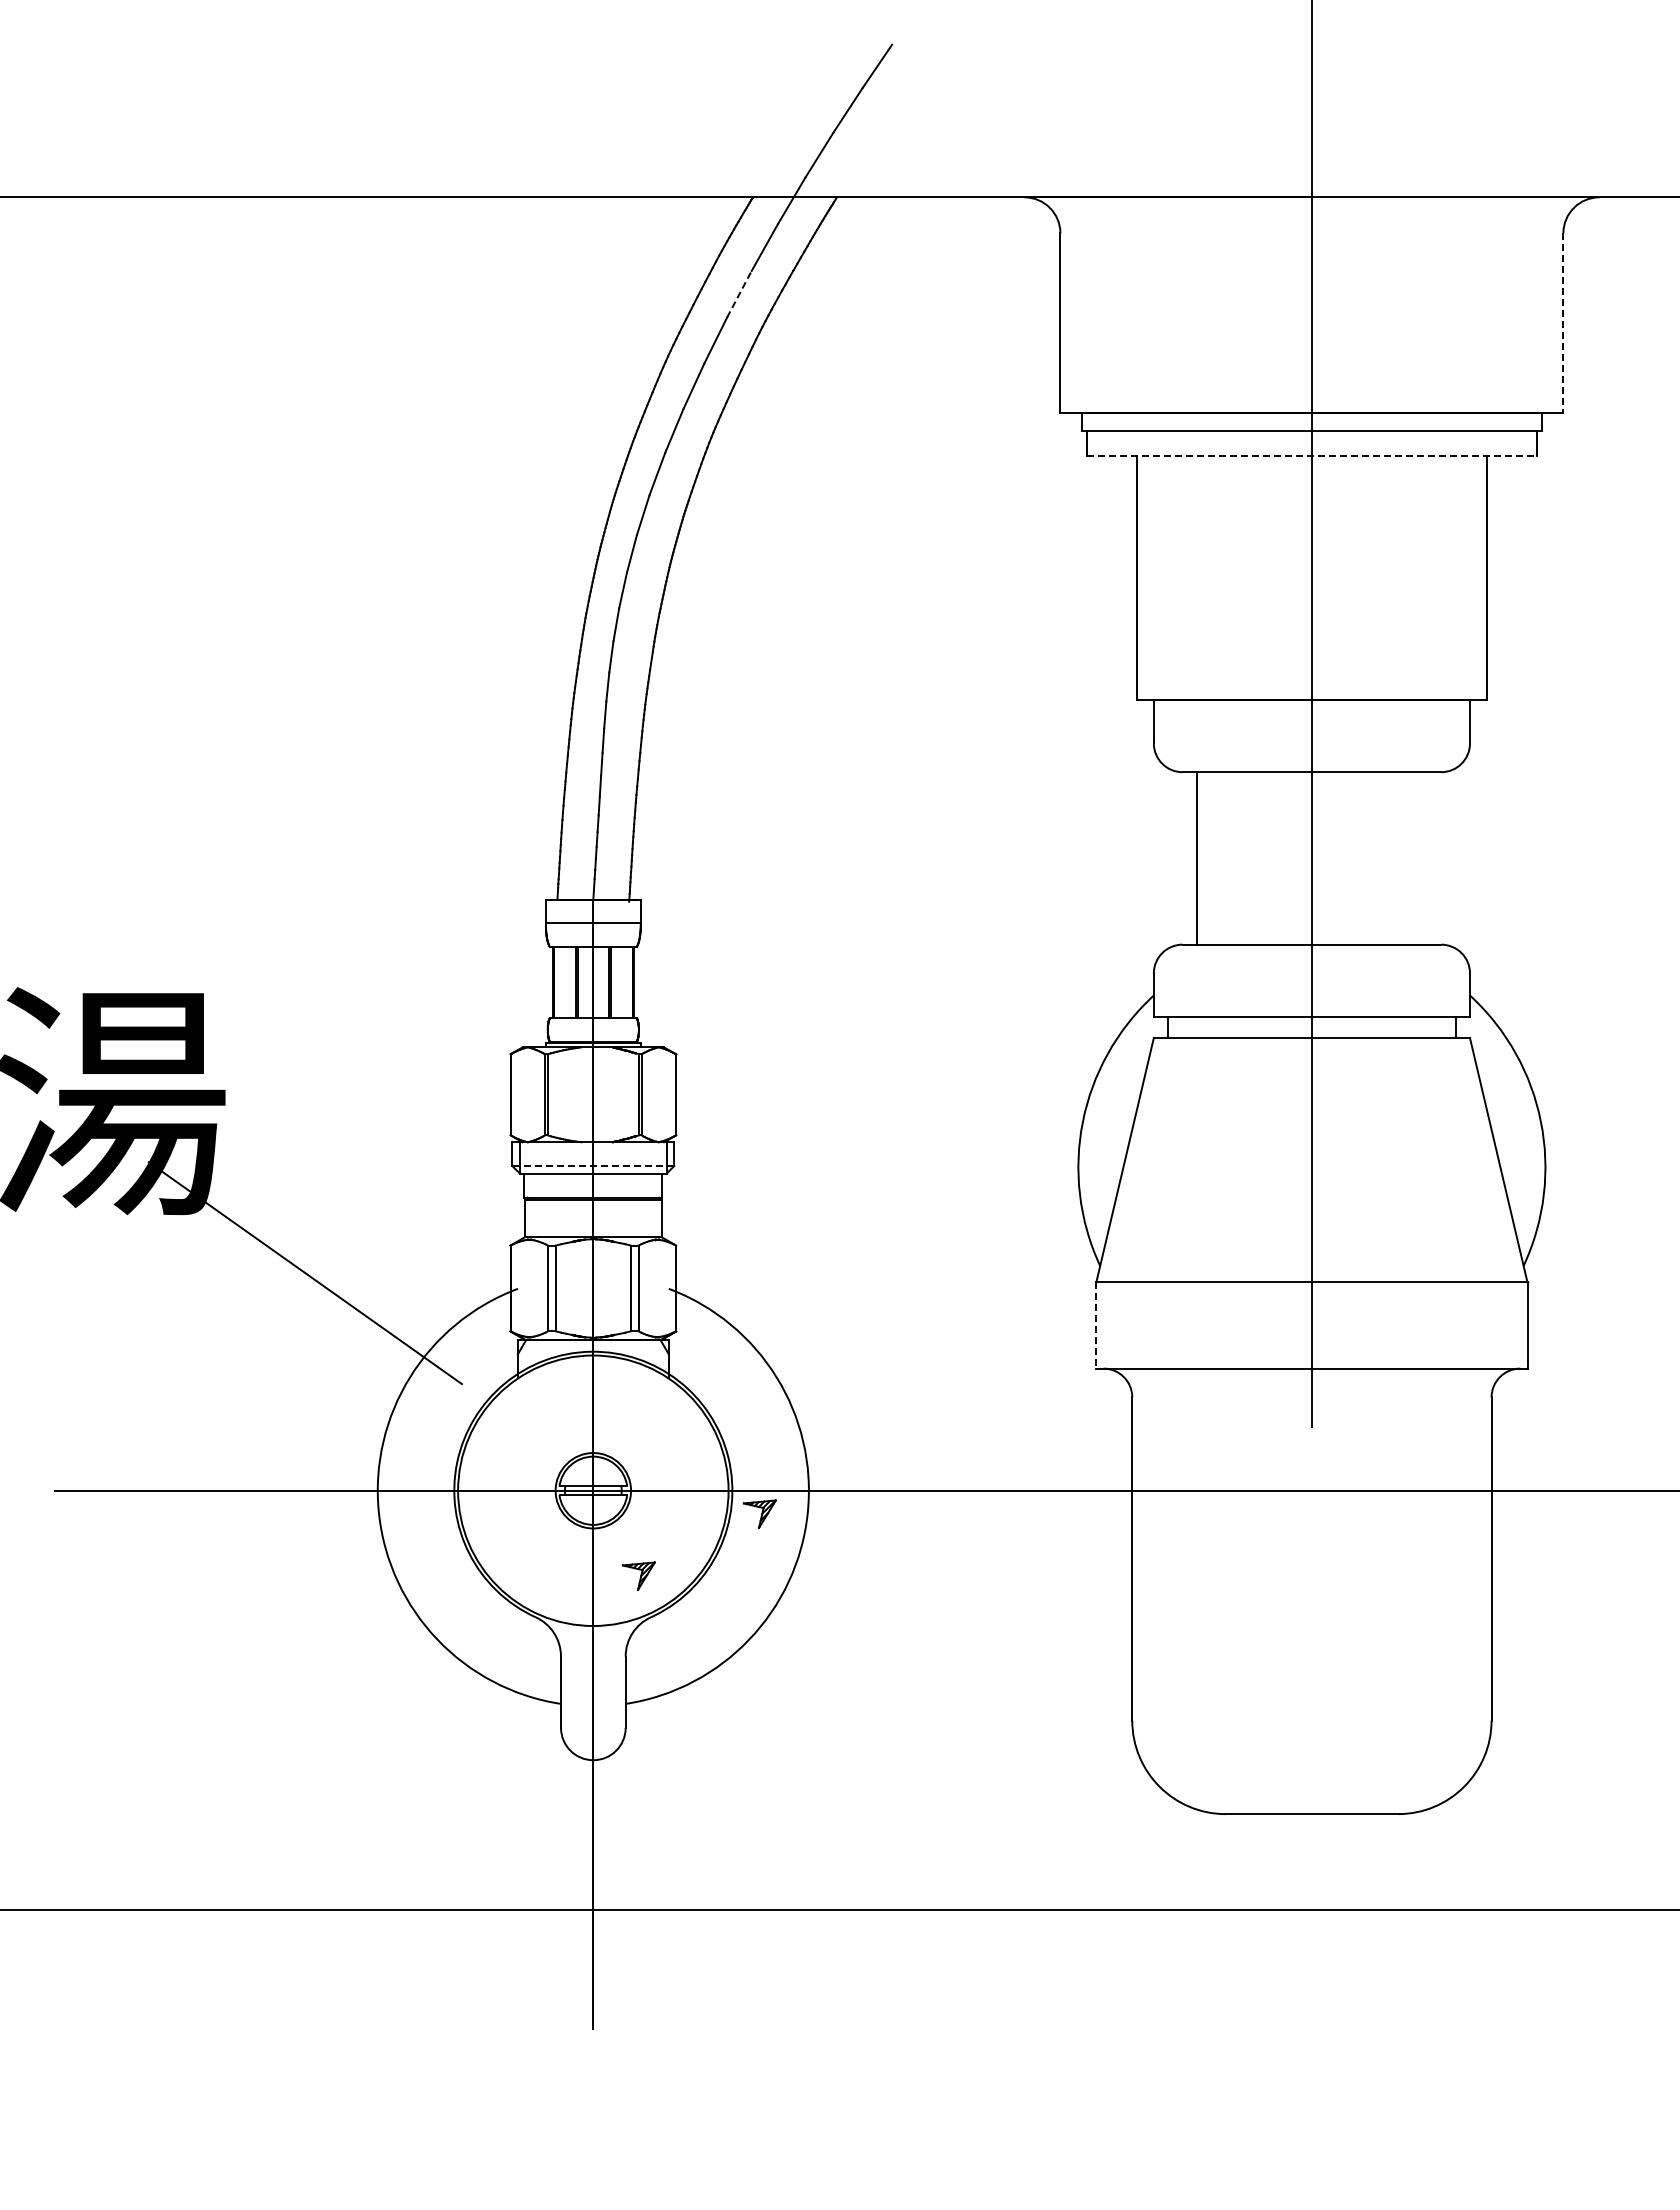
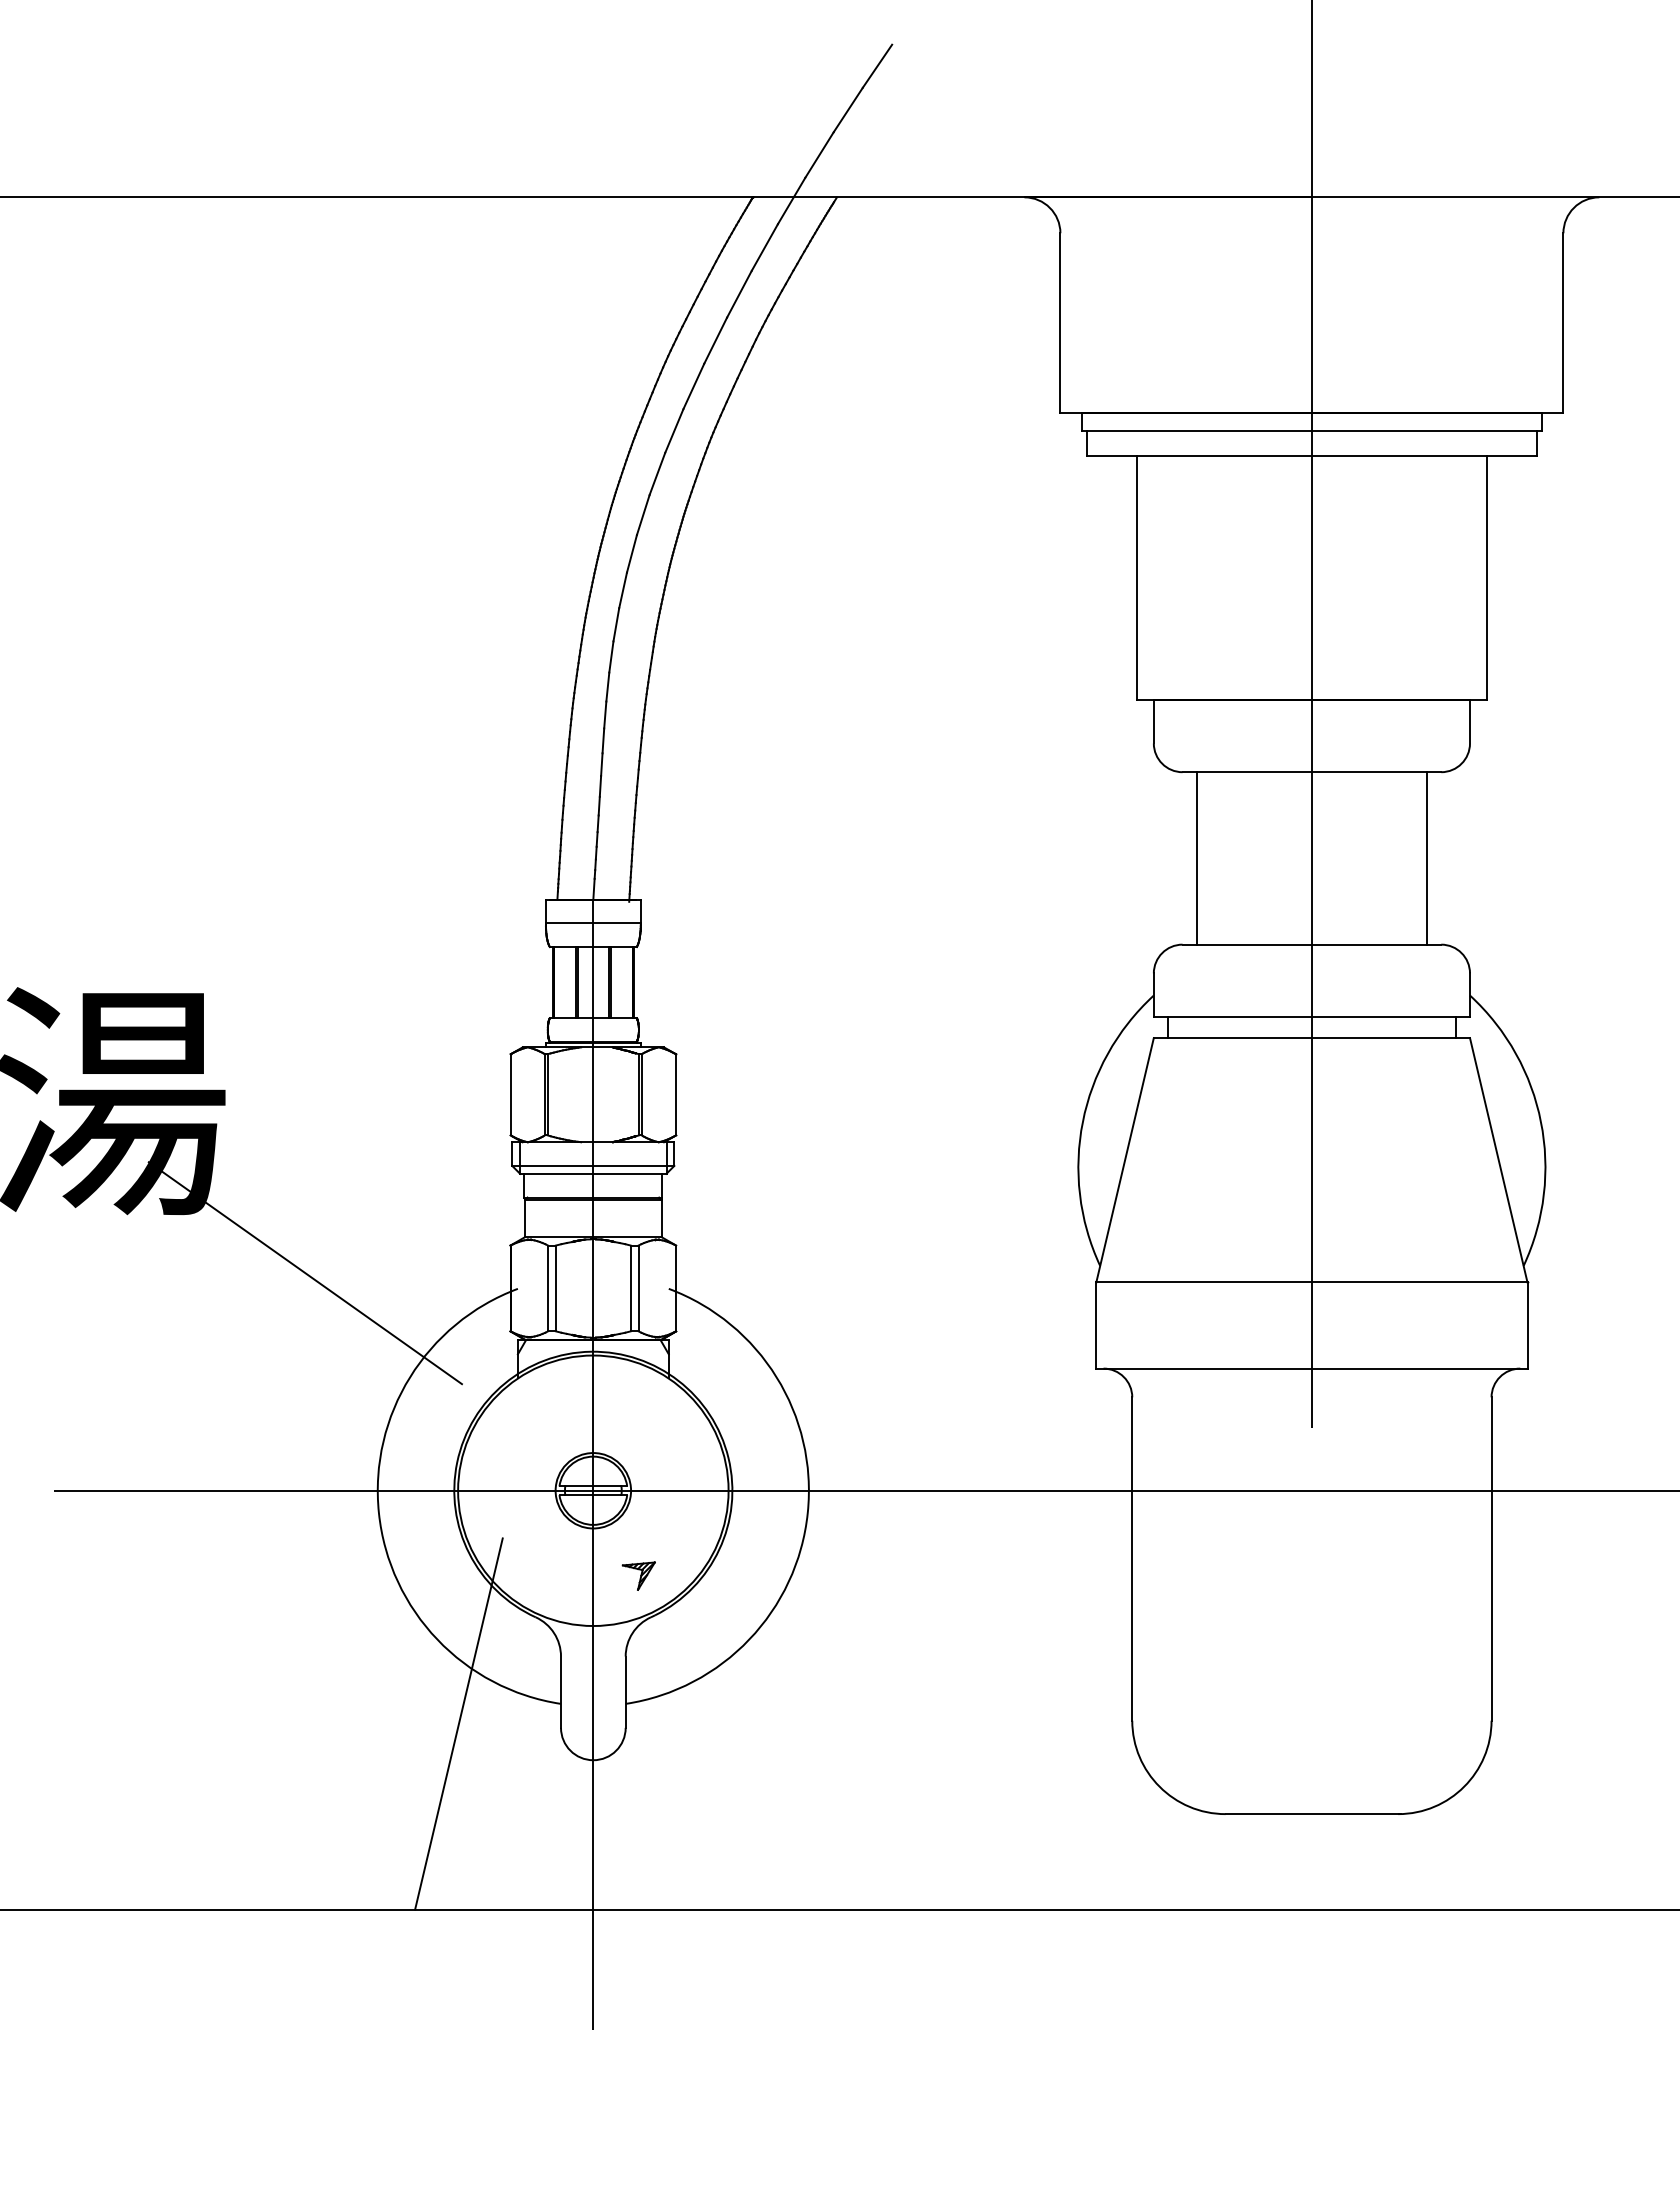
line: dashed -> solid (739, 293)
line: dashed -> solid (1563, 323)
line: dashed -> solid (1311, 456)
line: none -> present (1426, 858)
line: dashed -> solid (592, 1165)
line: dashed -> solid (1096, 1326)
part: present -> none (759, 1513)
line: none -> present (458, 1723)
